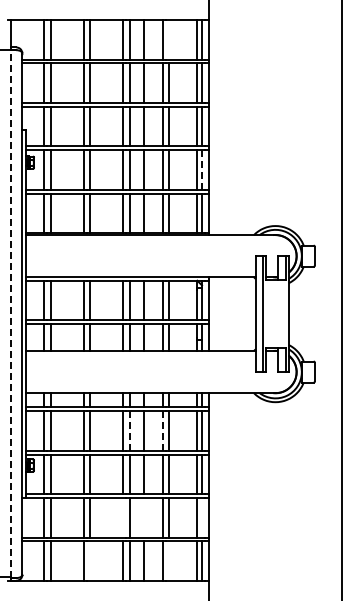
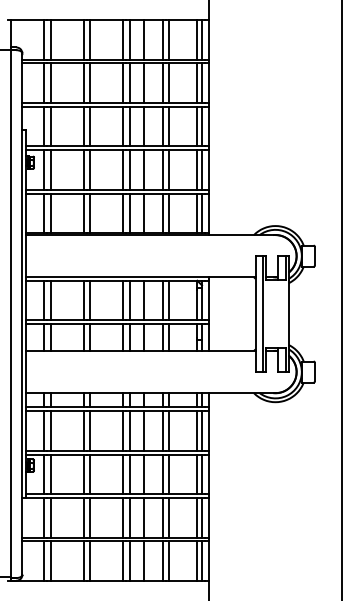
line: none -> present (169, 39)
line: dashed -> solid (202, 170)
line: dashed -> solid (10, 314)
line: dashed -> solid (129, 430)
line: dashed -> solid (162, 430)
line: none -> present (123, 517)
line: none -> present (143, 517)
line: none -> present (202, 517)
line: none -> present (90, 560)
line: none -> present (169, 560)
